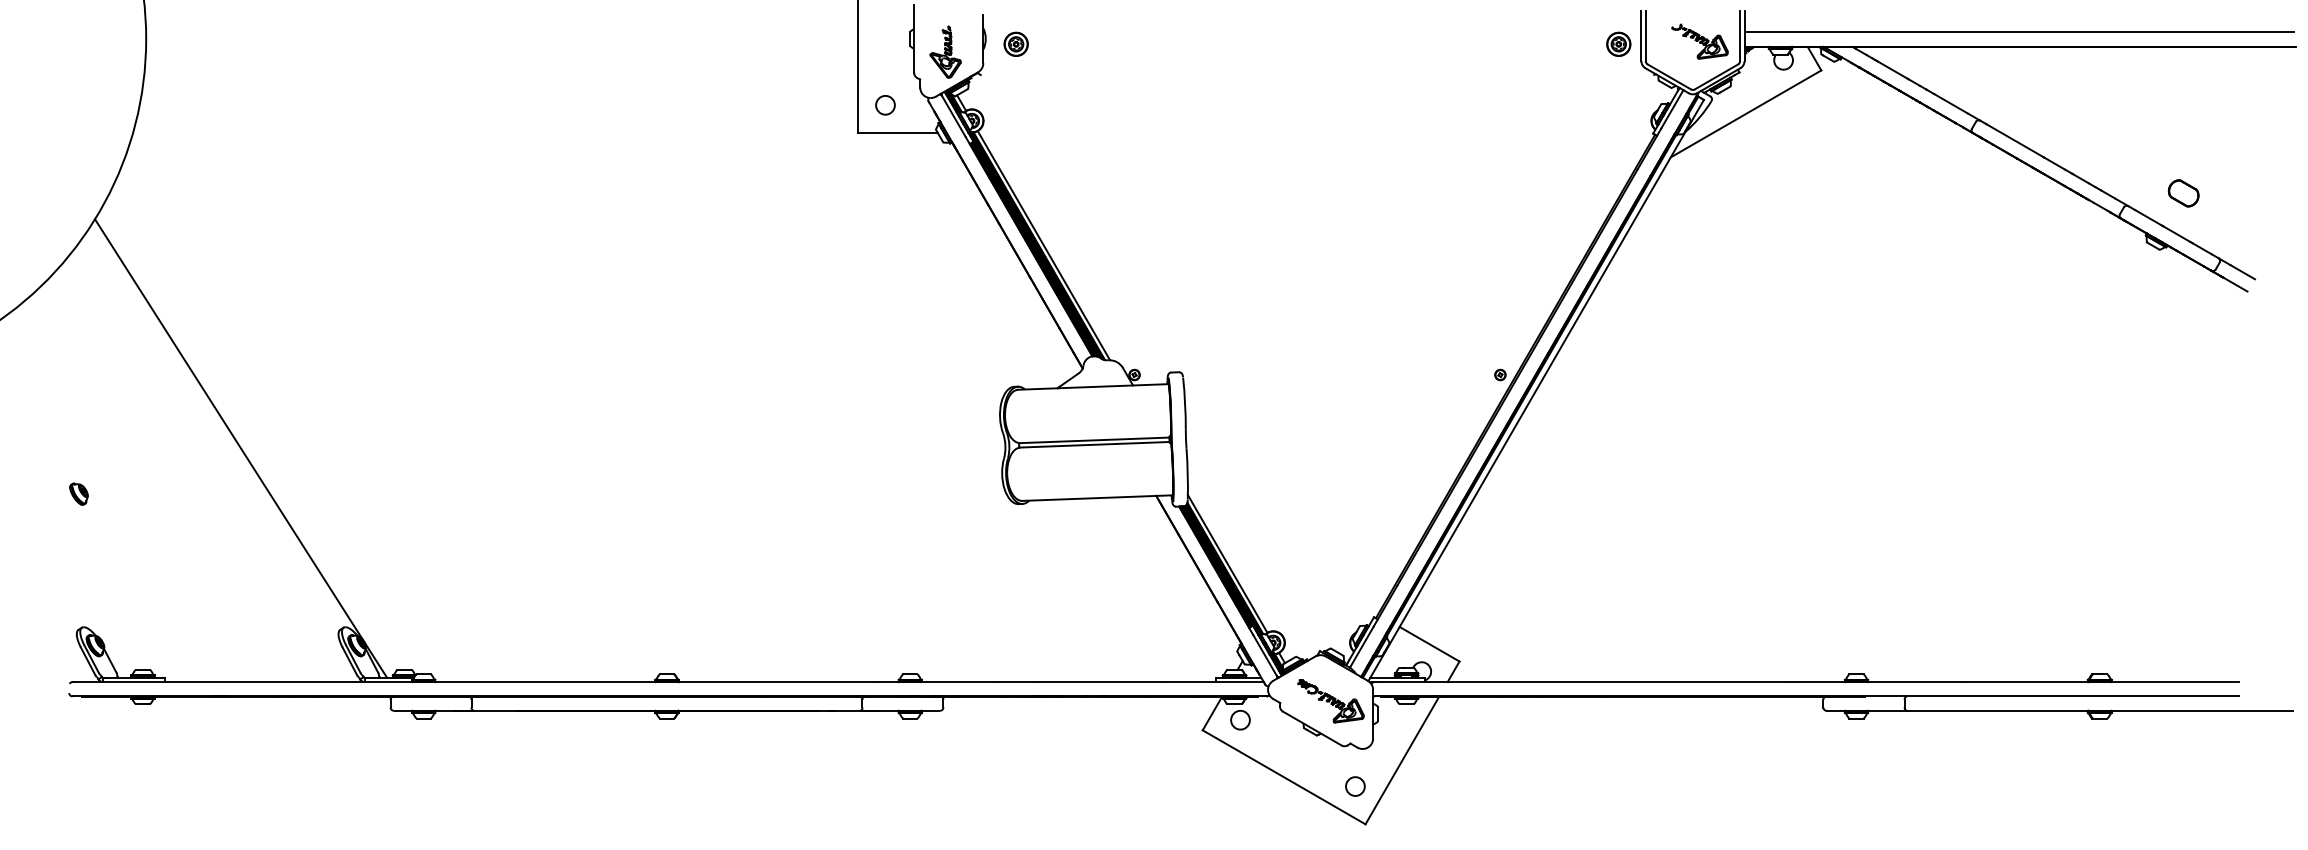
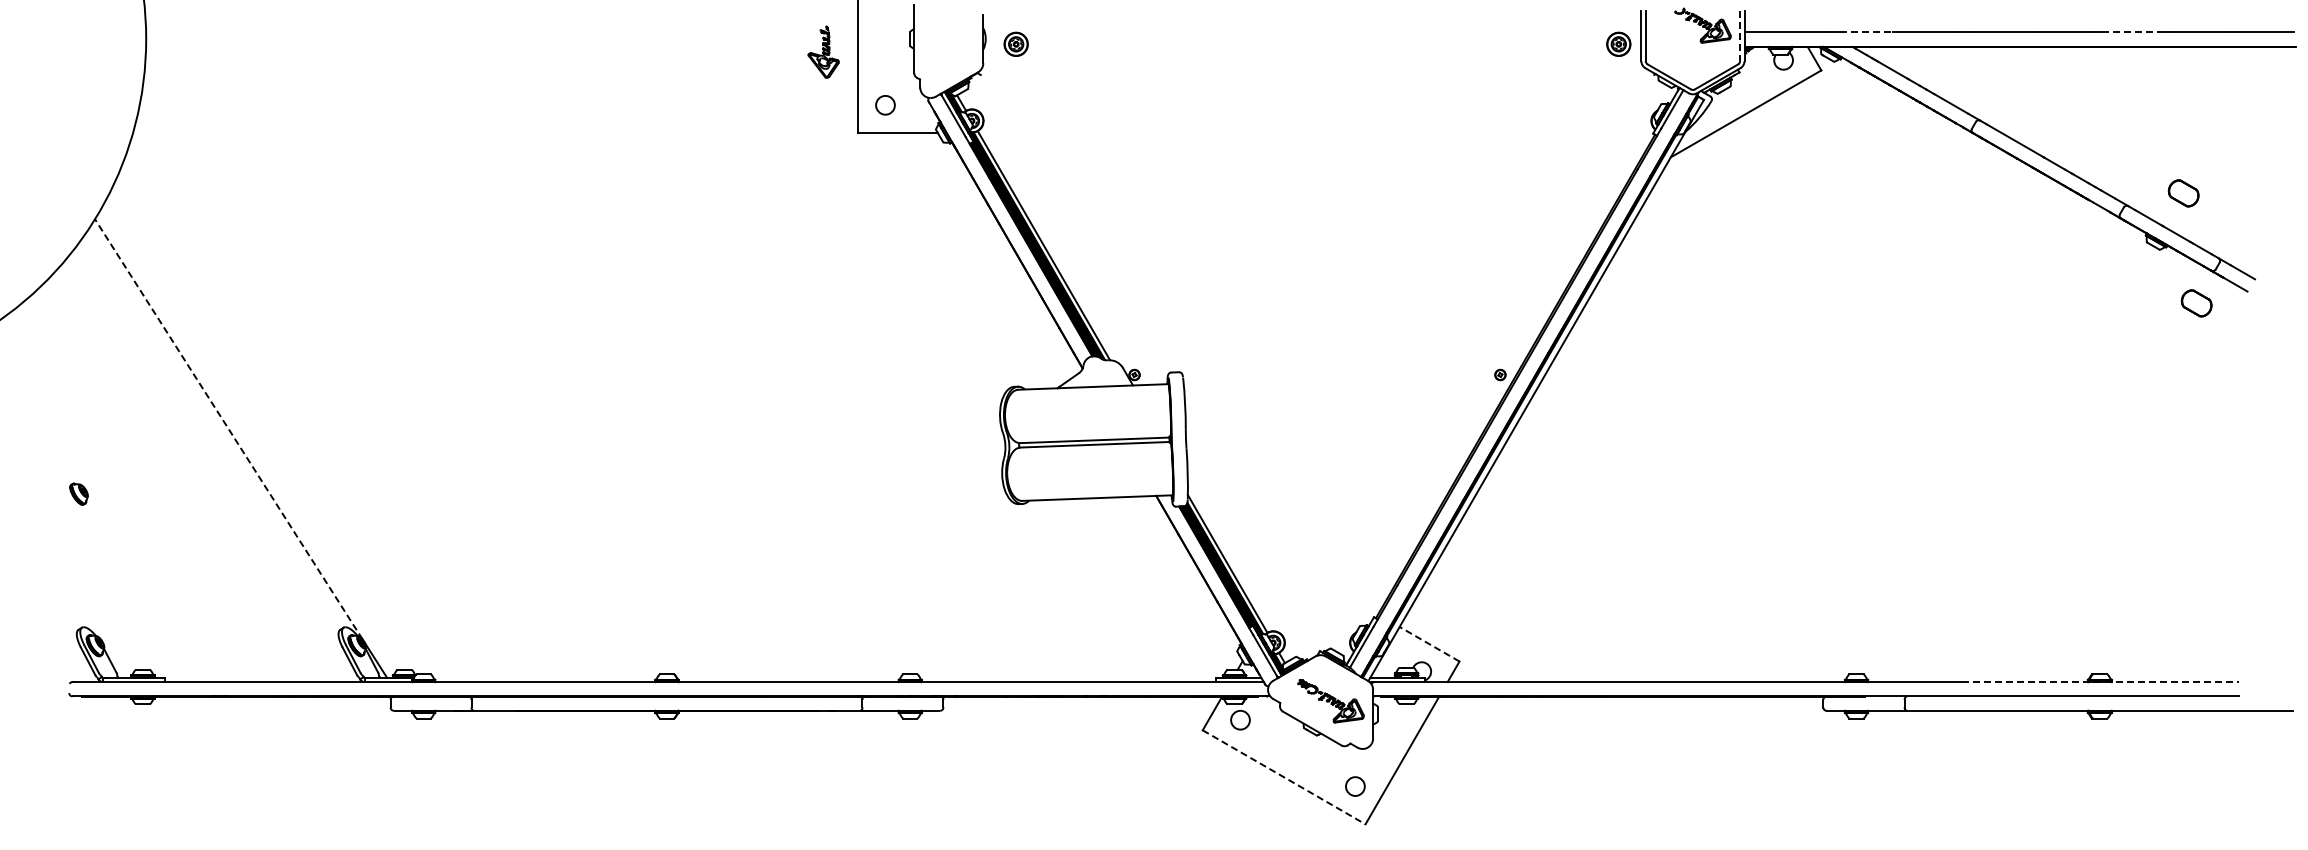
line: solid -> dashed (1866, 32)
line: solid -> dashed (2130, 32)
line: solid -> dashed (1740, 36)
part position: (1699, 41) -> (1702, 25) (1702, 25)
part position: (945, 51) -> (823, 51) (823, 51)
part: none -> present (2196, 303)
line: solid -> dashed (228, 428)
line: solid -> dashed (1429, 644)
line: solid -> dashed (2100, 682)
line: solid -> dashed (1284, 777)
